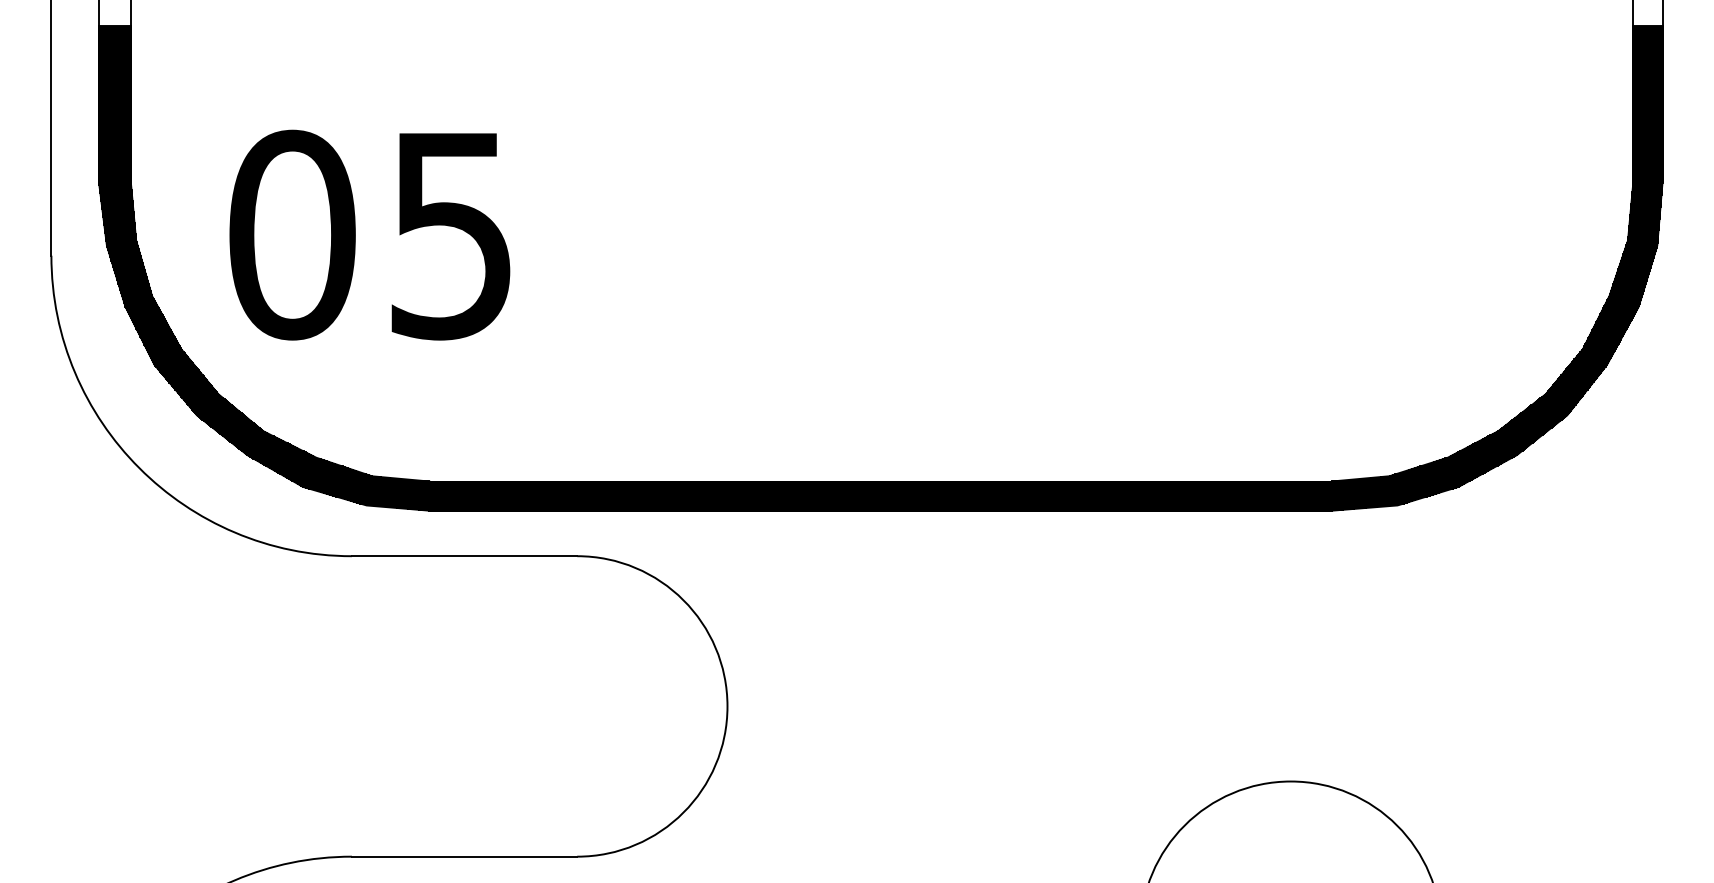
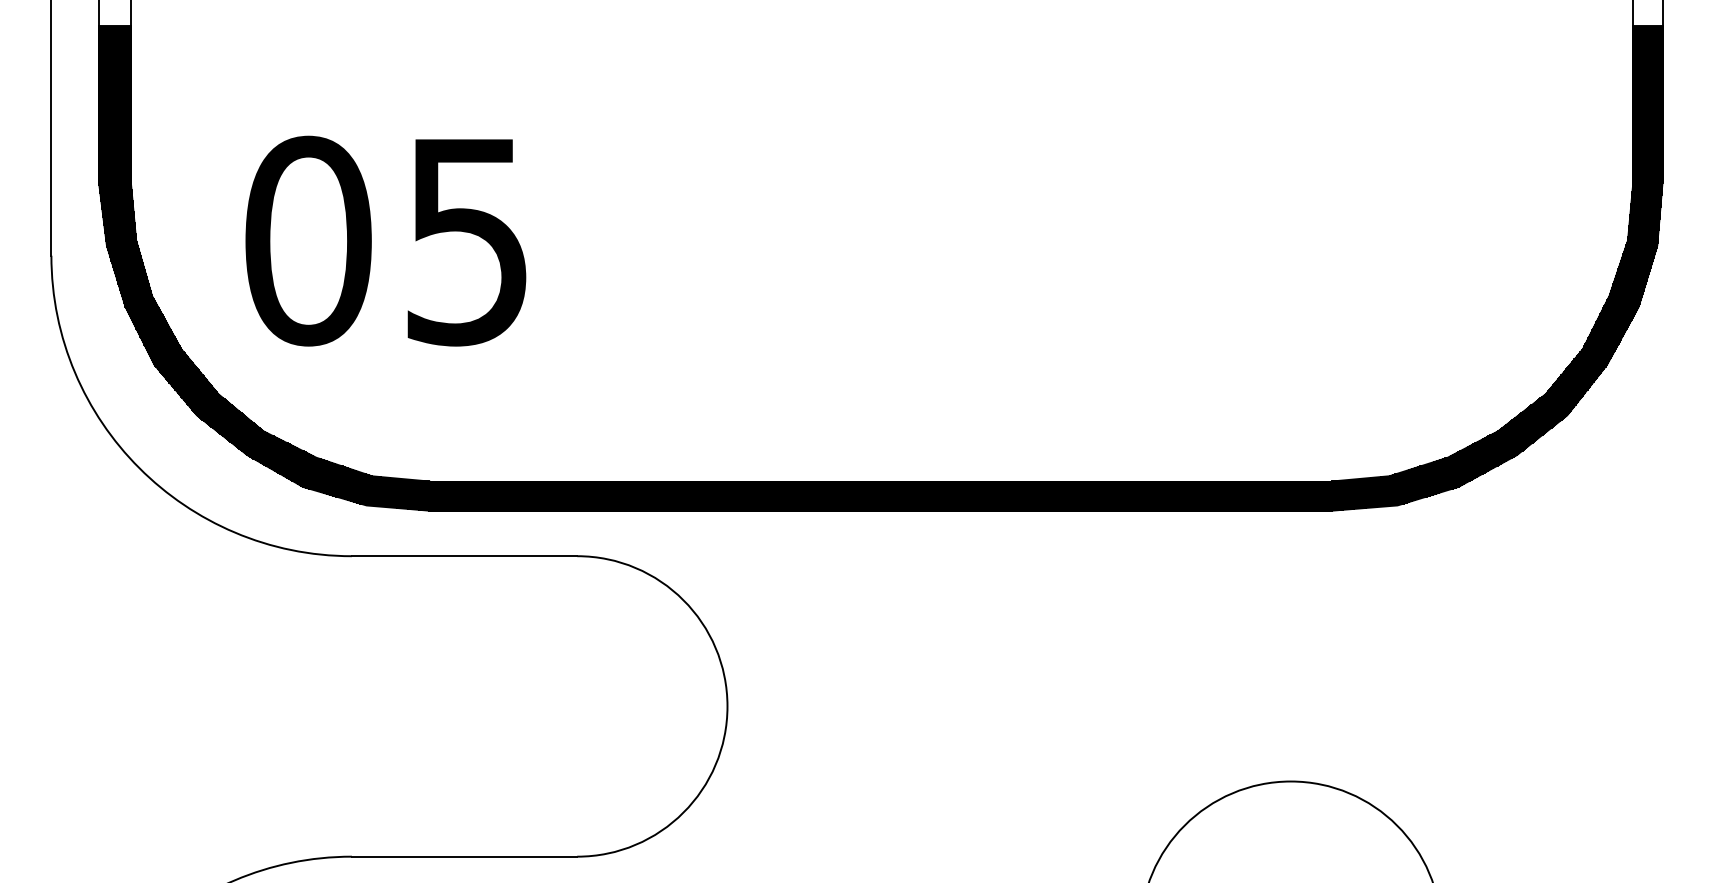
text position: (369, 234) -> (385, 240) (385, 240)
